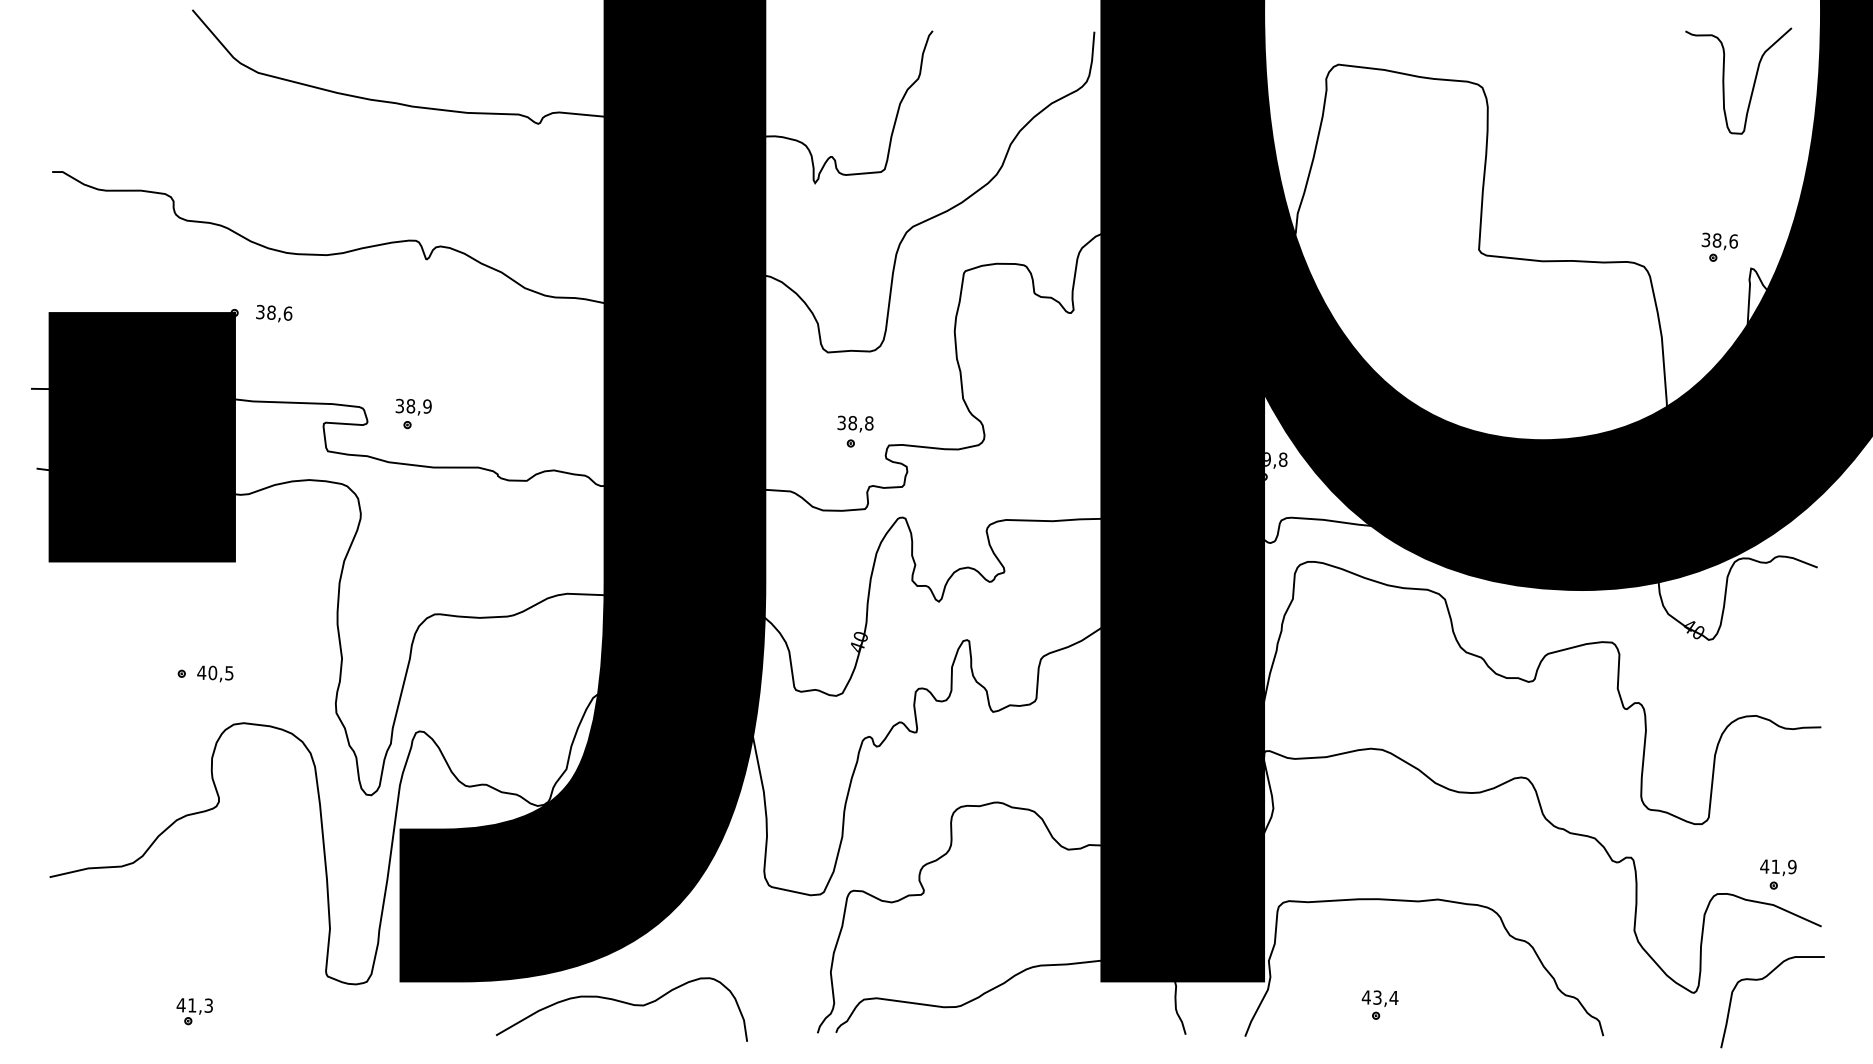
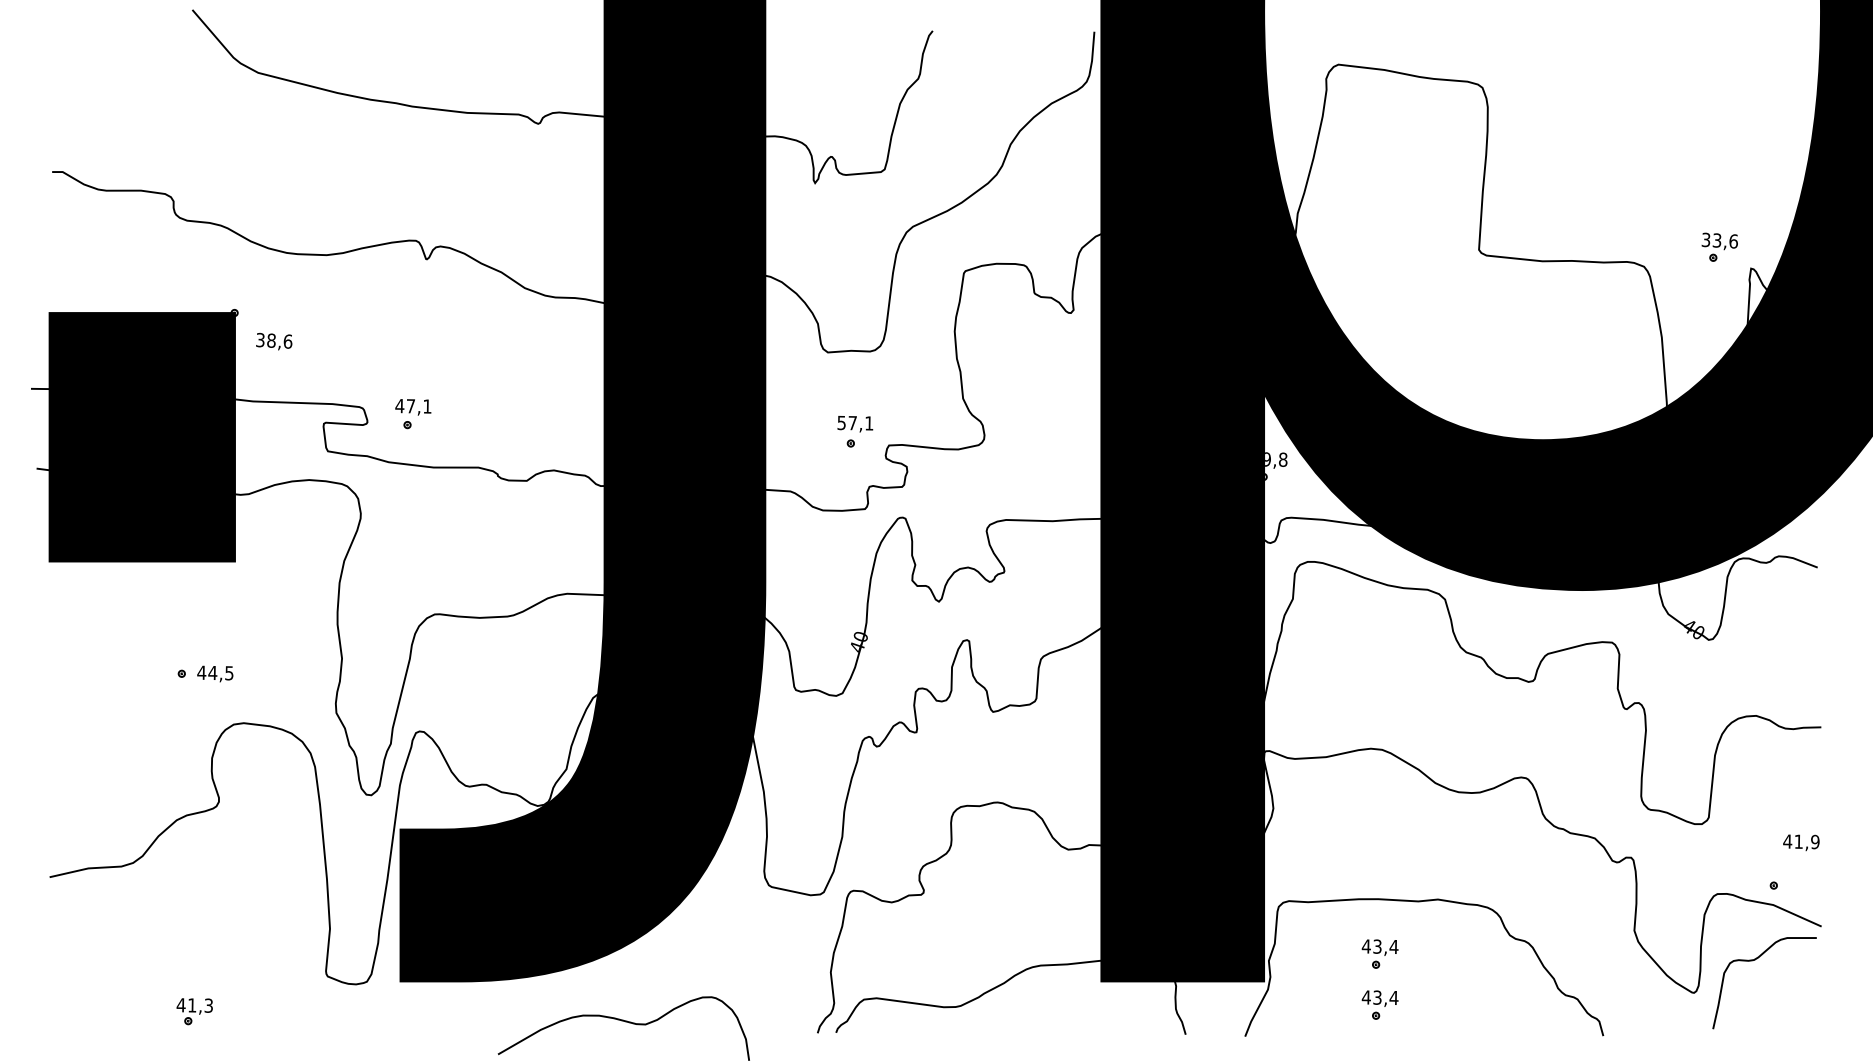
curve: present -> none (1724, 80)
text: 38,6 -> 33,6 (1716, 240)
text position: (274, 313) -> (274, 341) (274, 341)
text: 38,9 -> 47,1 (413, 405)
text: 38,8 -> 57,1 (855, 422)
text: 40,5 -> 44,5 (212, 672)
text position: (1778, 867) -> (1801, 842) (1801, 842)
part: none -> present (1379, 953)
curve position: (1763, 979) -> (1755, 960) (1755, 960)
curve position: (623, 1003) -> (625, 1022) (625, 1022)
